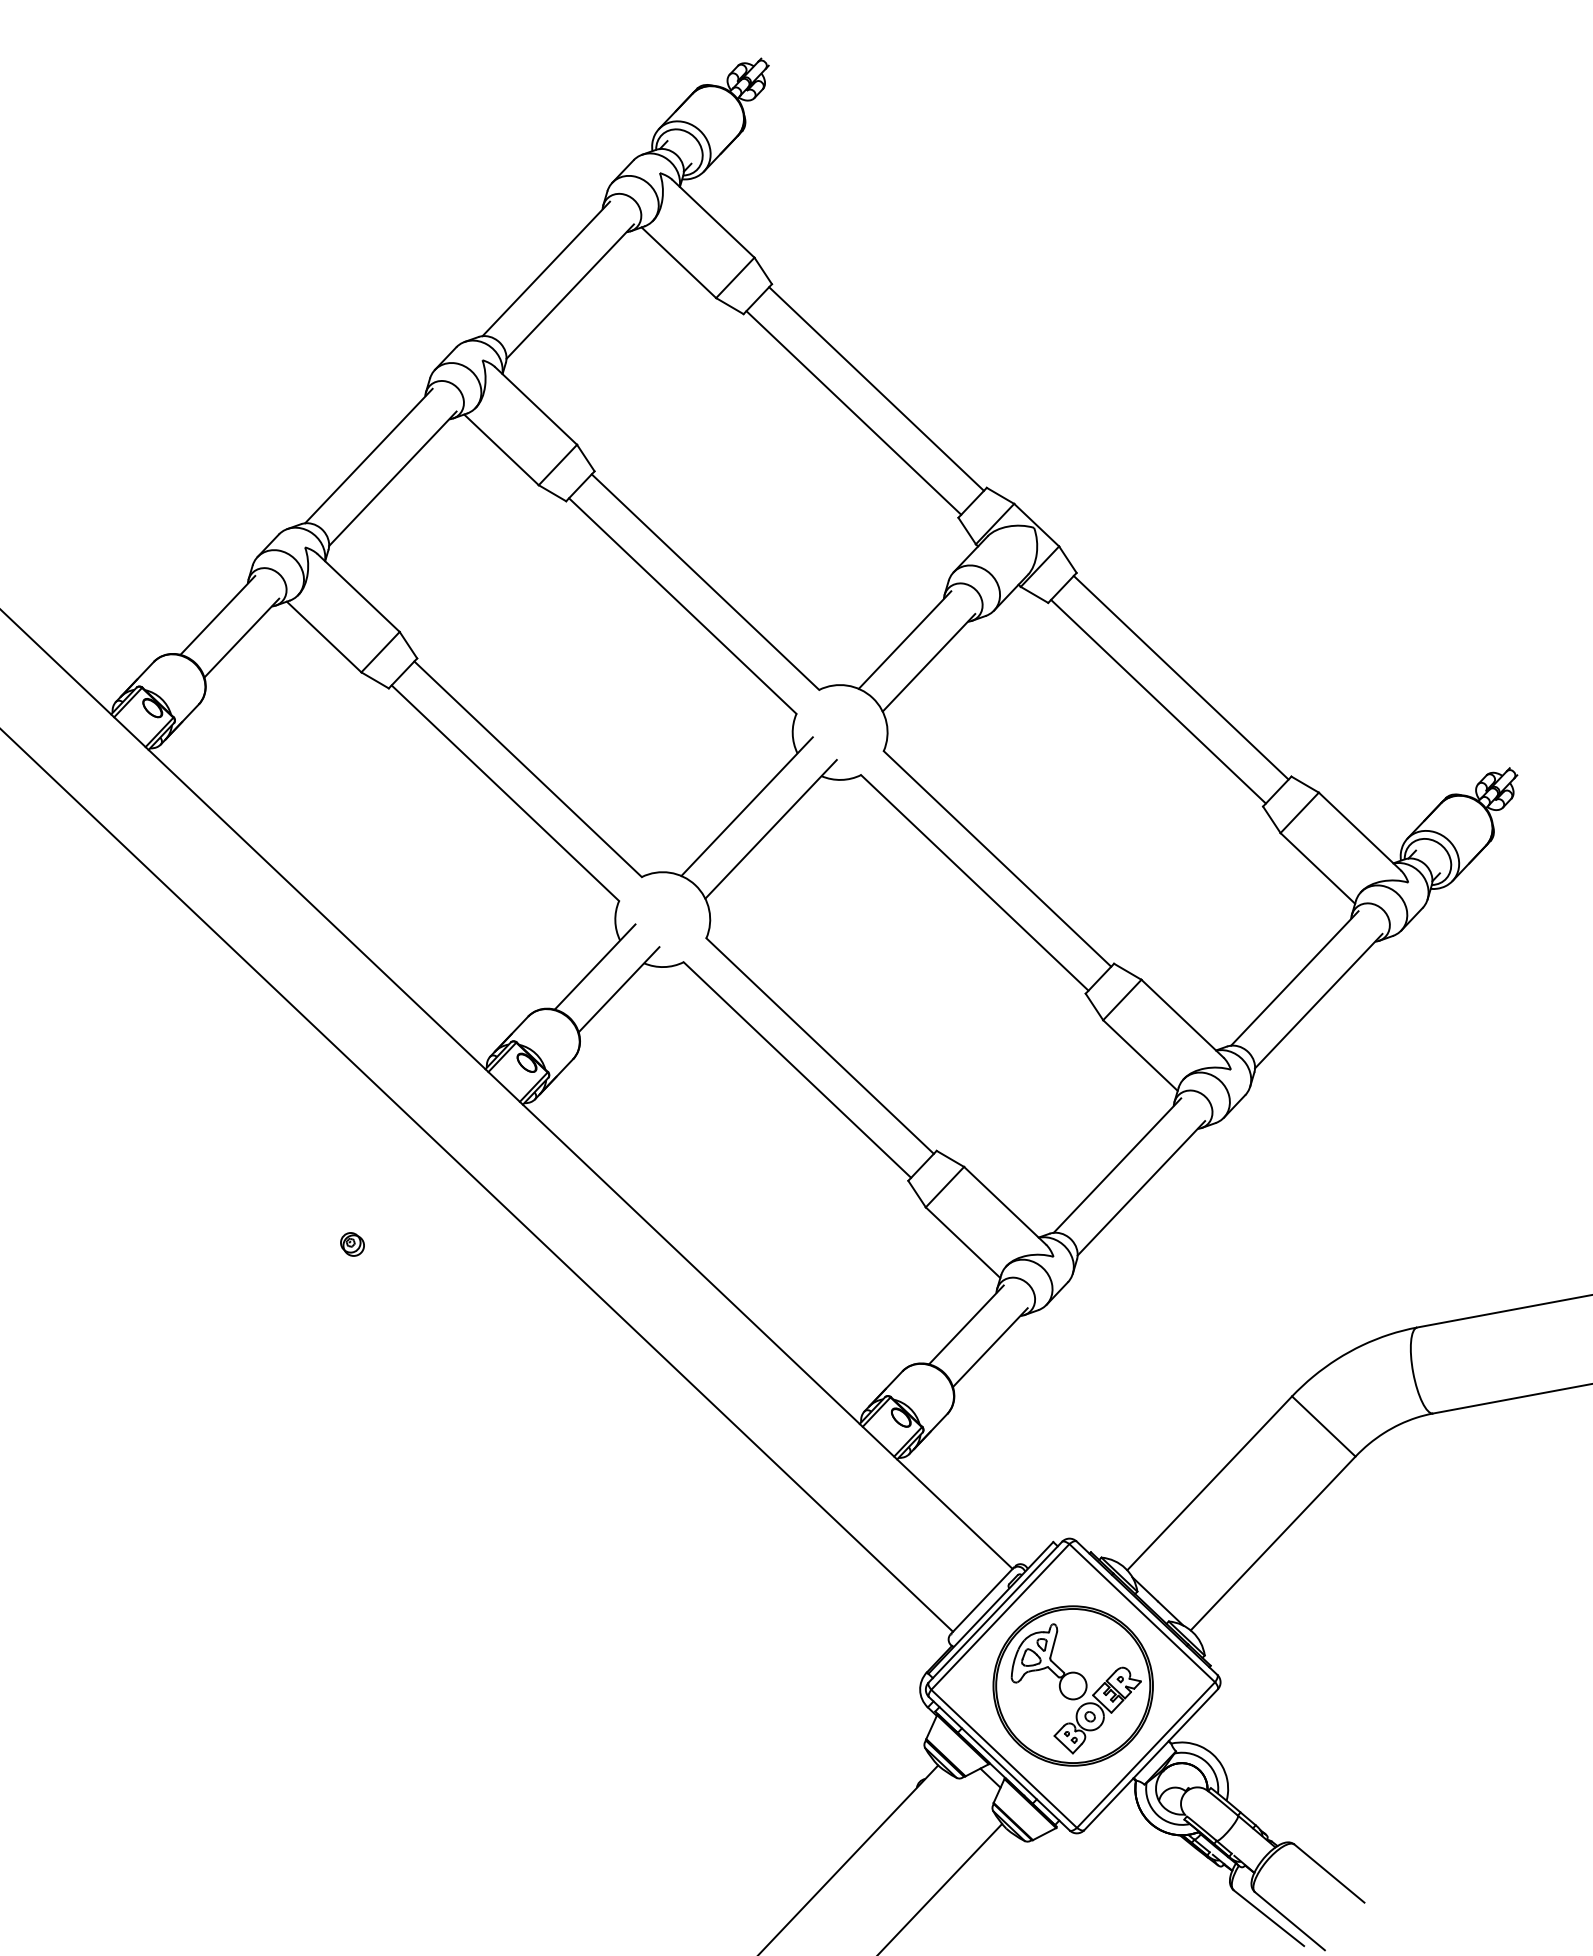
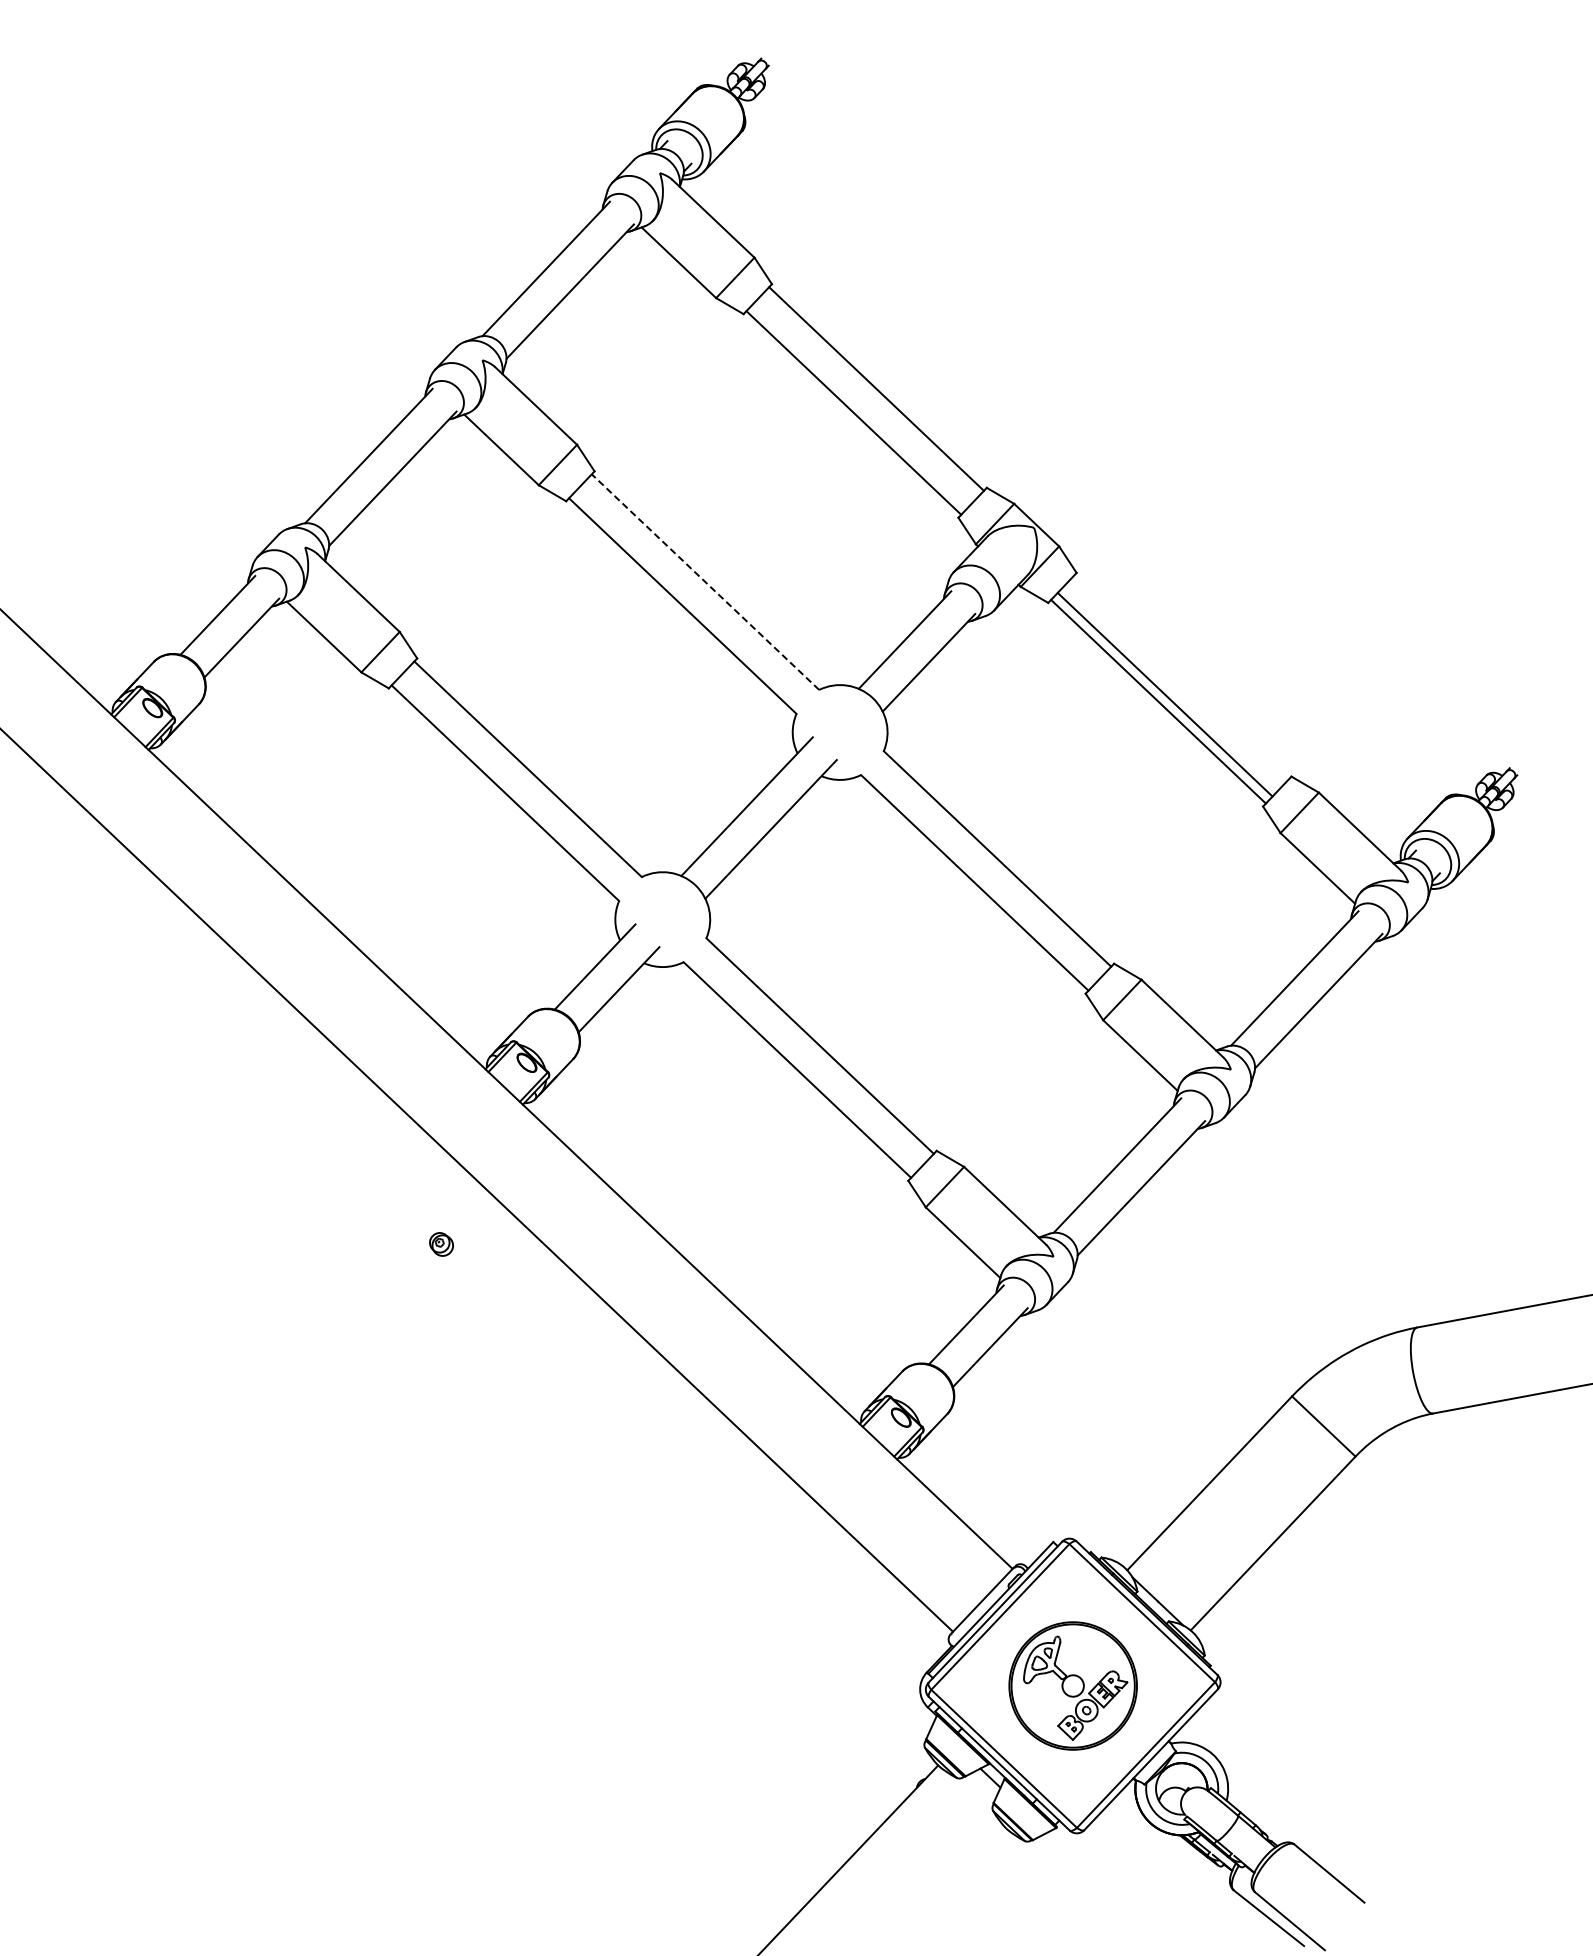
line: solid -> dashed (705, 582)
line position: (1180, 677) -> (1164, 694) (1164, 694)
part position: (352, 1244) -> (441, 1244) (441, 1244)
part size: 162x162 px -> 130x130 px (1072, 1685)
line: present -> none (941, 1887)
